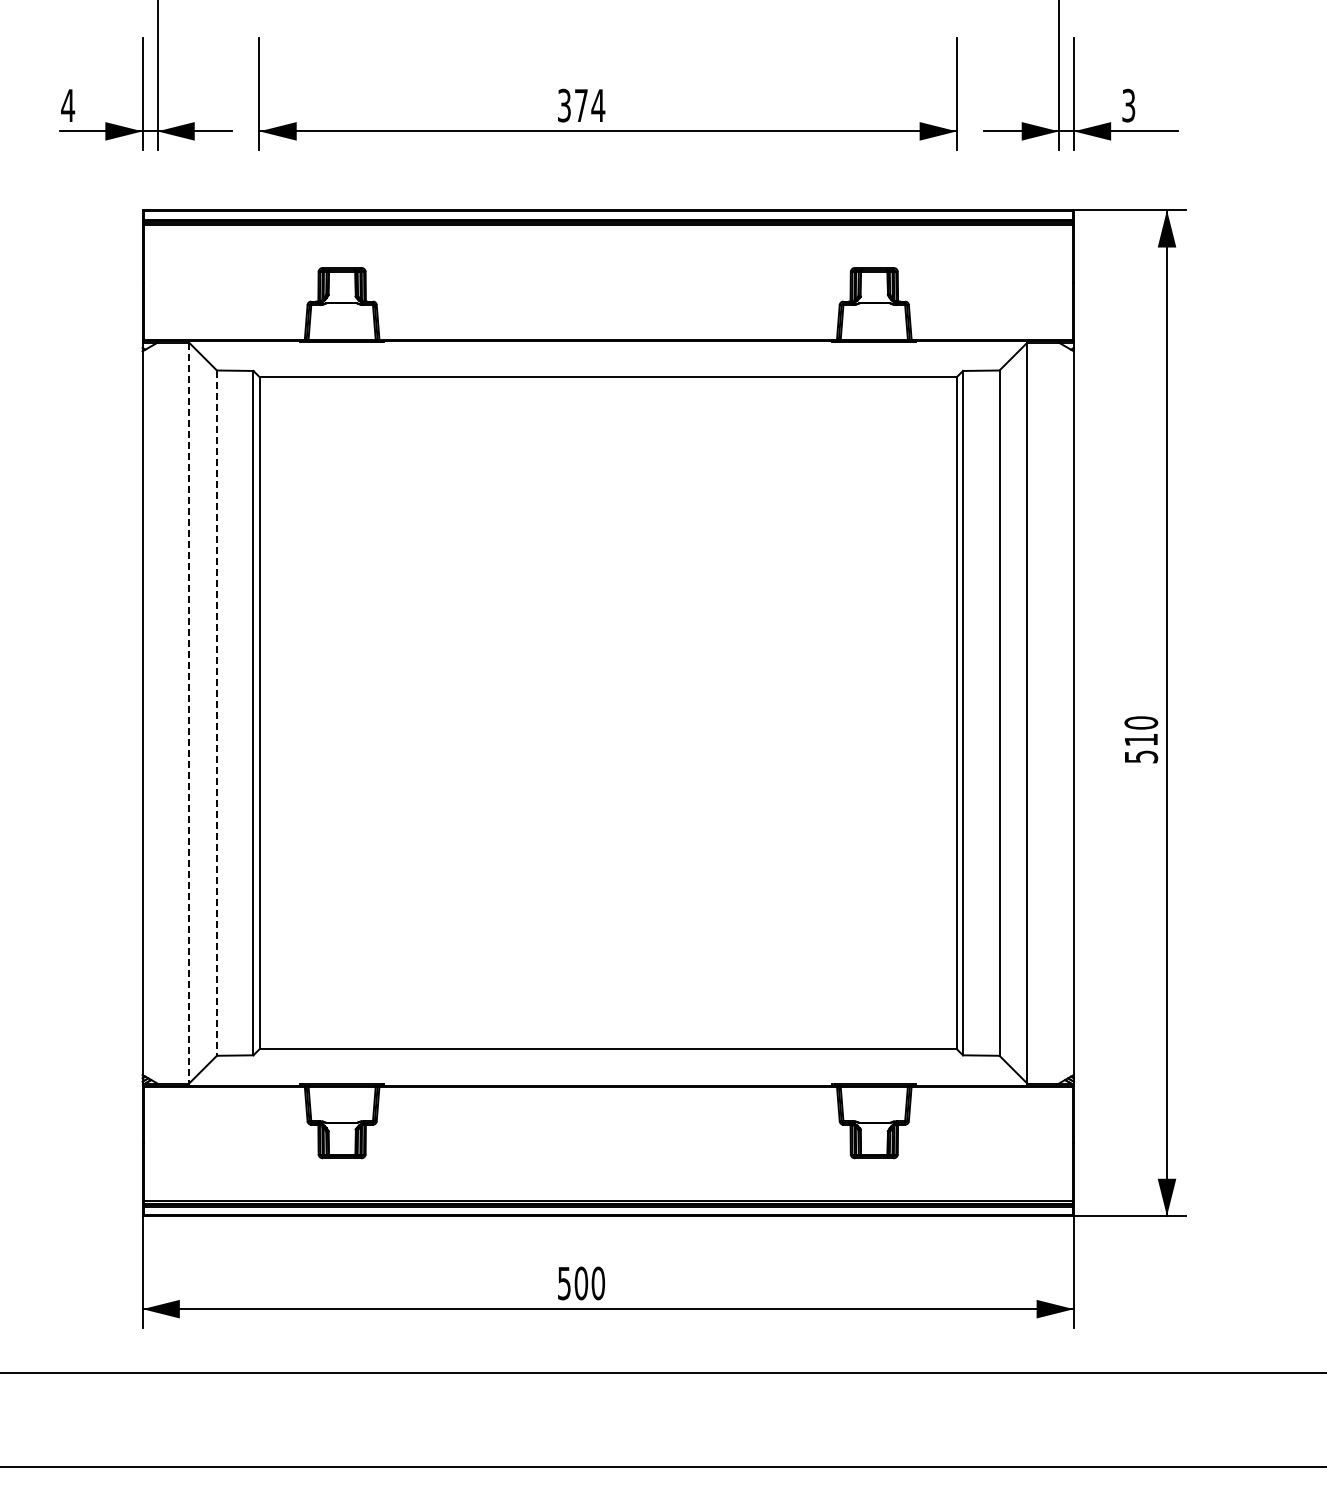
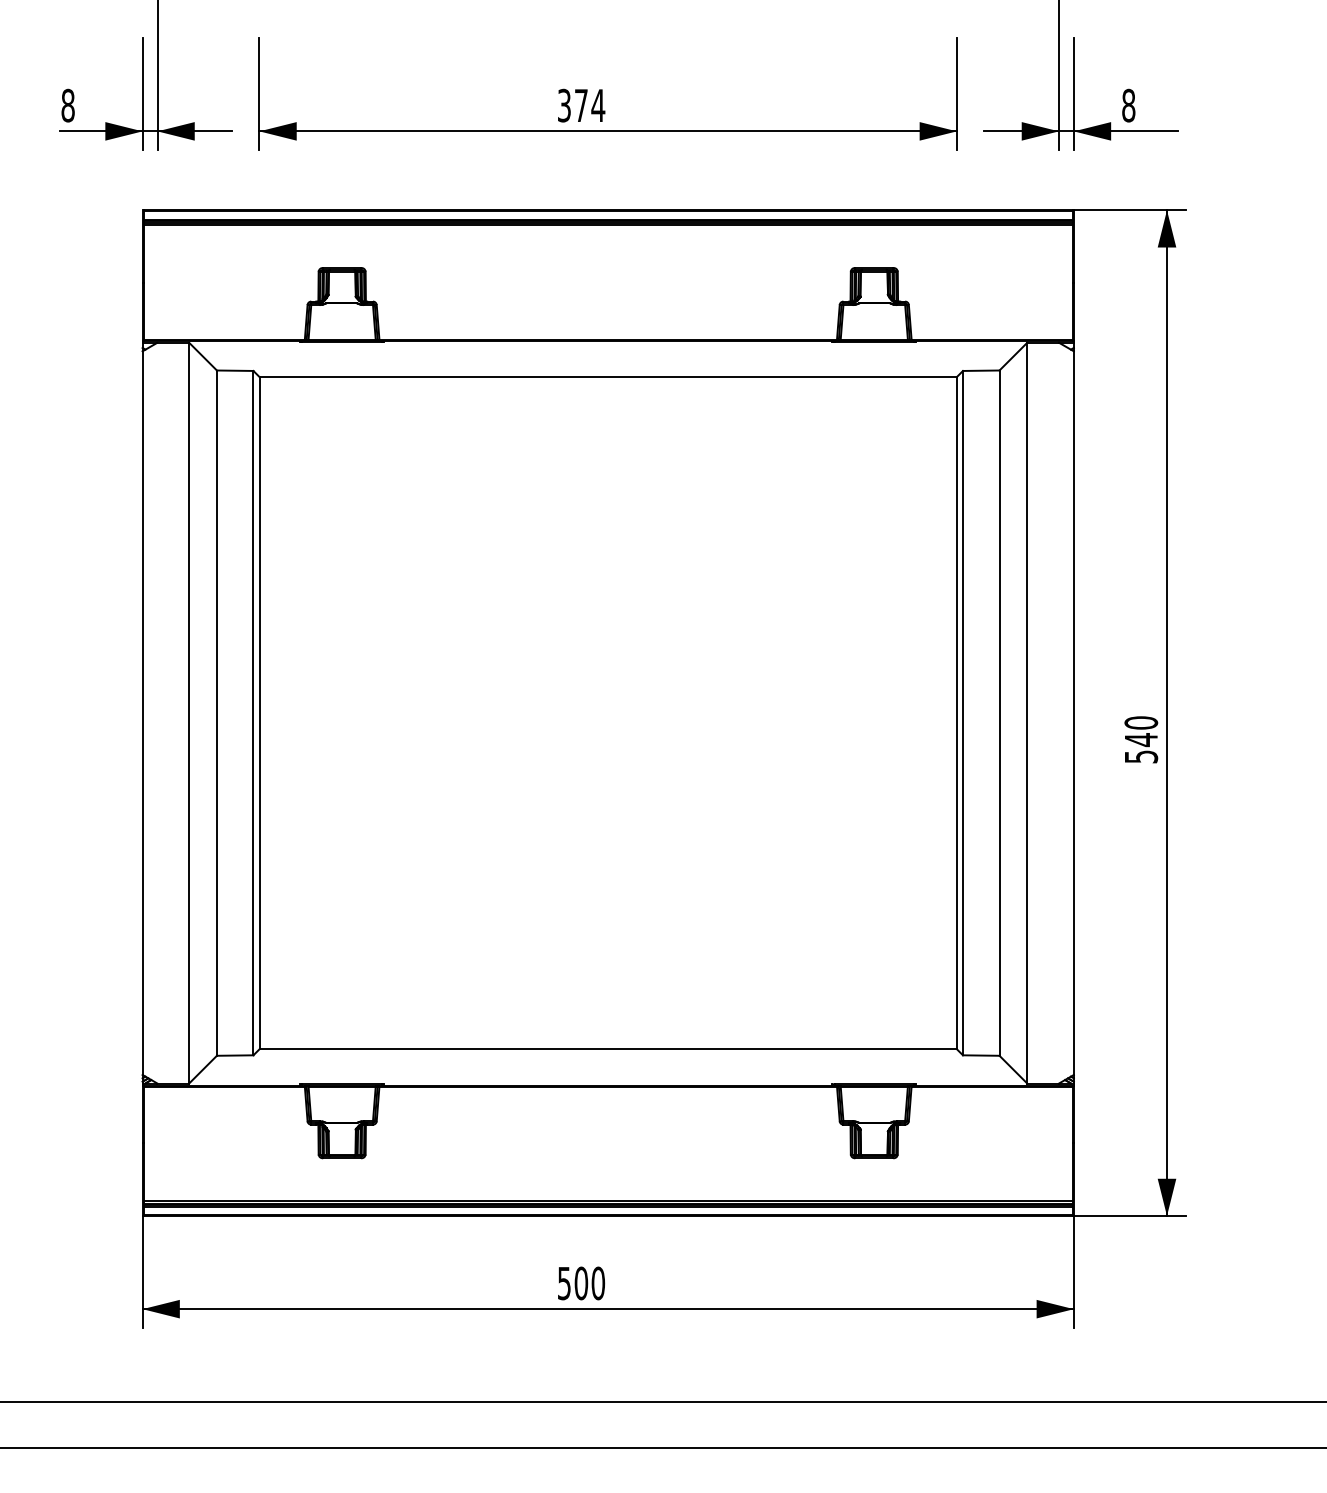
text: 4 -> 8 (68, 105)
text: 3 -> 8 (1128, 105)
line: dashed -> solid (189, 713)
line: dashed -> solid (216, 713)
text: 510 -> 540 (1141, 740)
line position: (662, 1372) -> (662, 1401) (662, 1401)
line position: (662, 1467) -> (662, 1448) (662, 1448)
